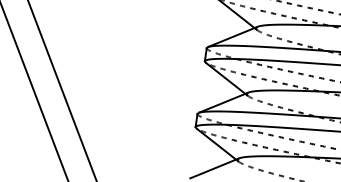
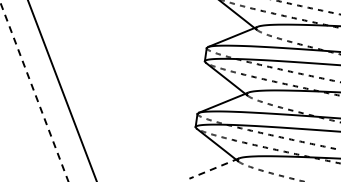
line: solid -> dashed (34, 92)
line: solid -> dashed (213, 168)
